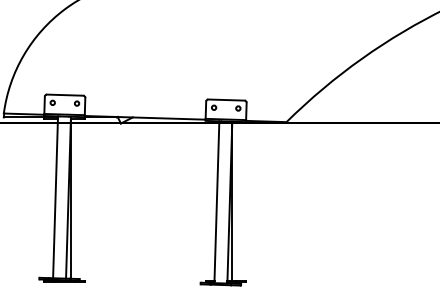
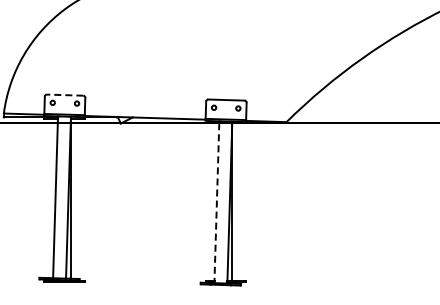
line: solid -> dashed (64, 95)
line: solid -> dashed (216, 203)
